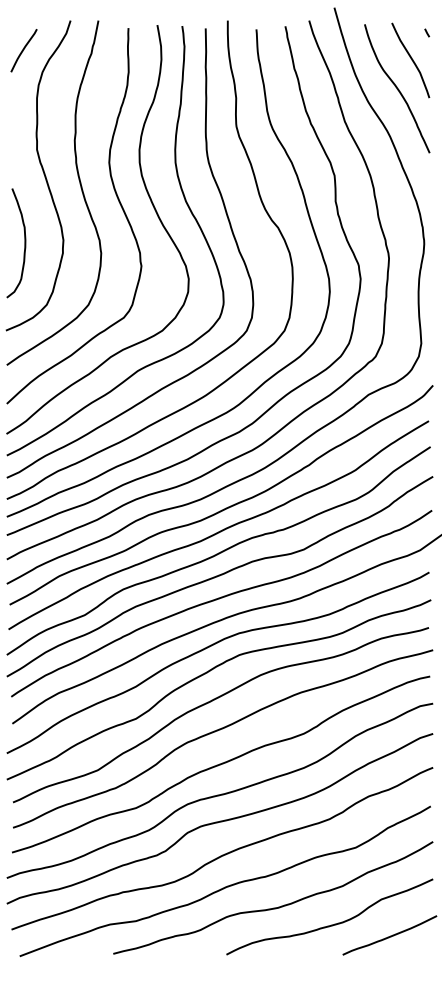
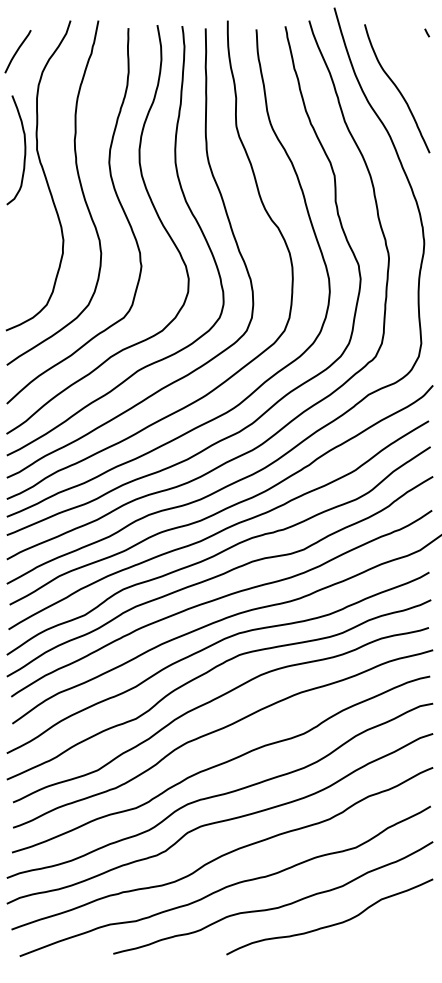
curve position: (23, 50) -> (17, 51) (17, 51)
curve: present -> none (411, 60)
curve position: (24, 243) -> (24, 150) (24, 150)
curve: present -> none (390, 935)
